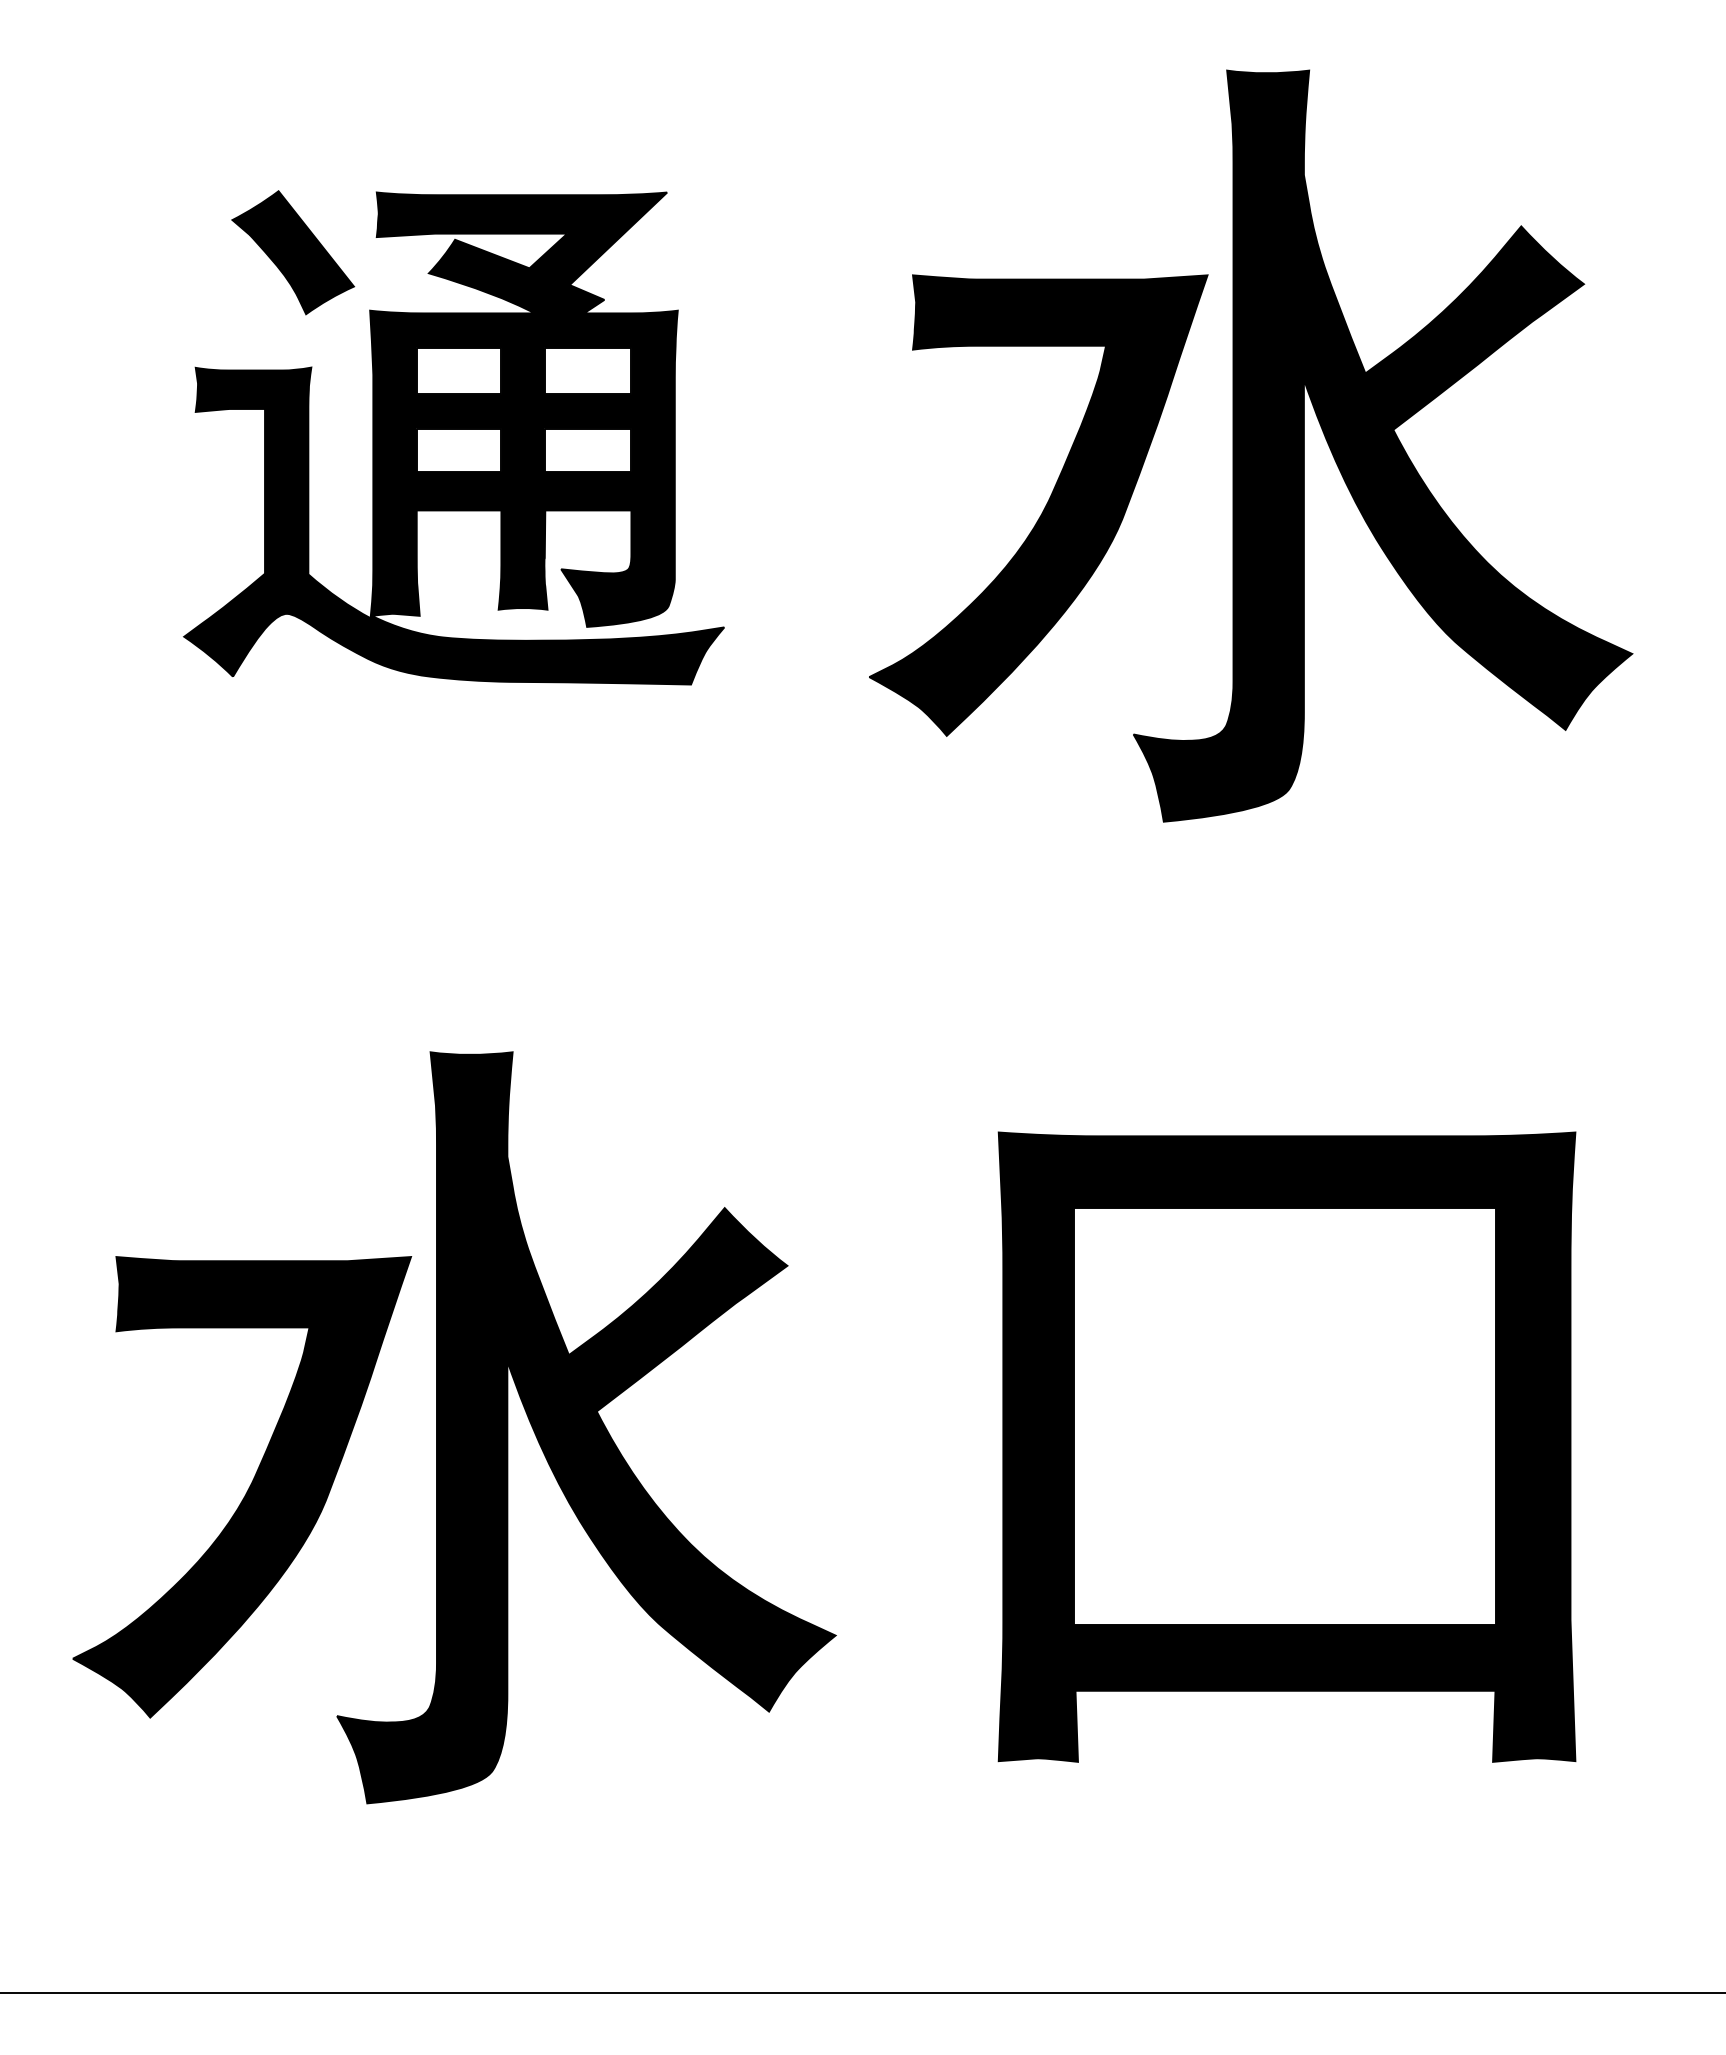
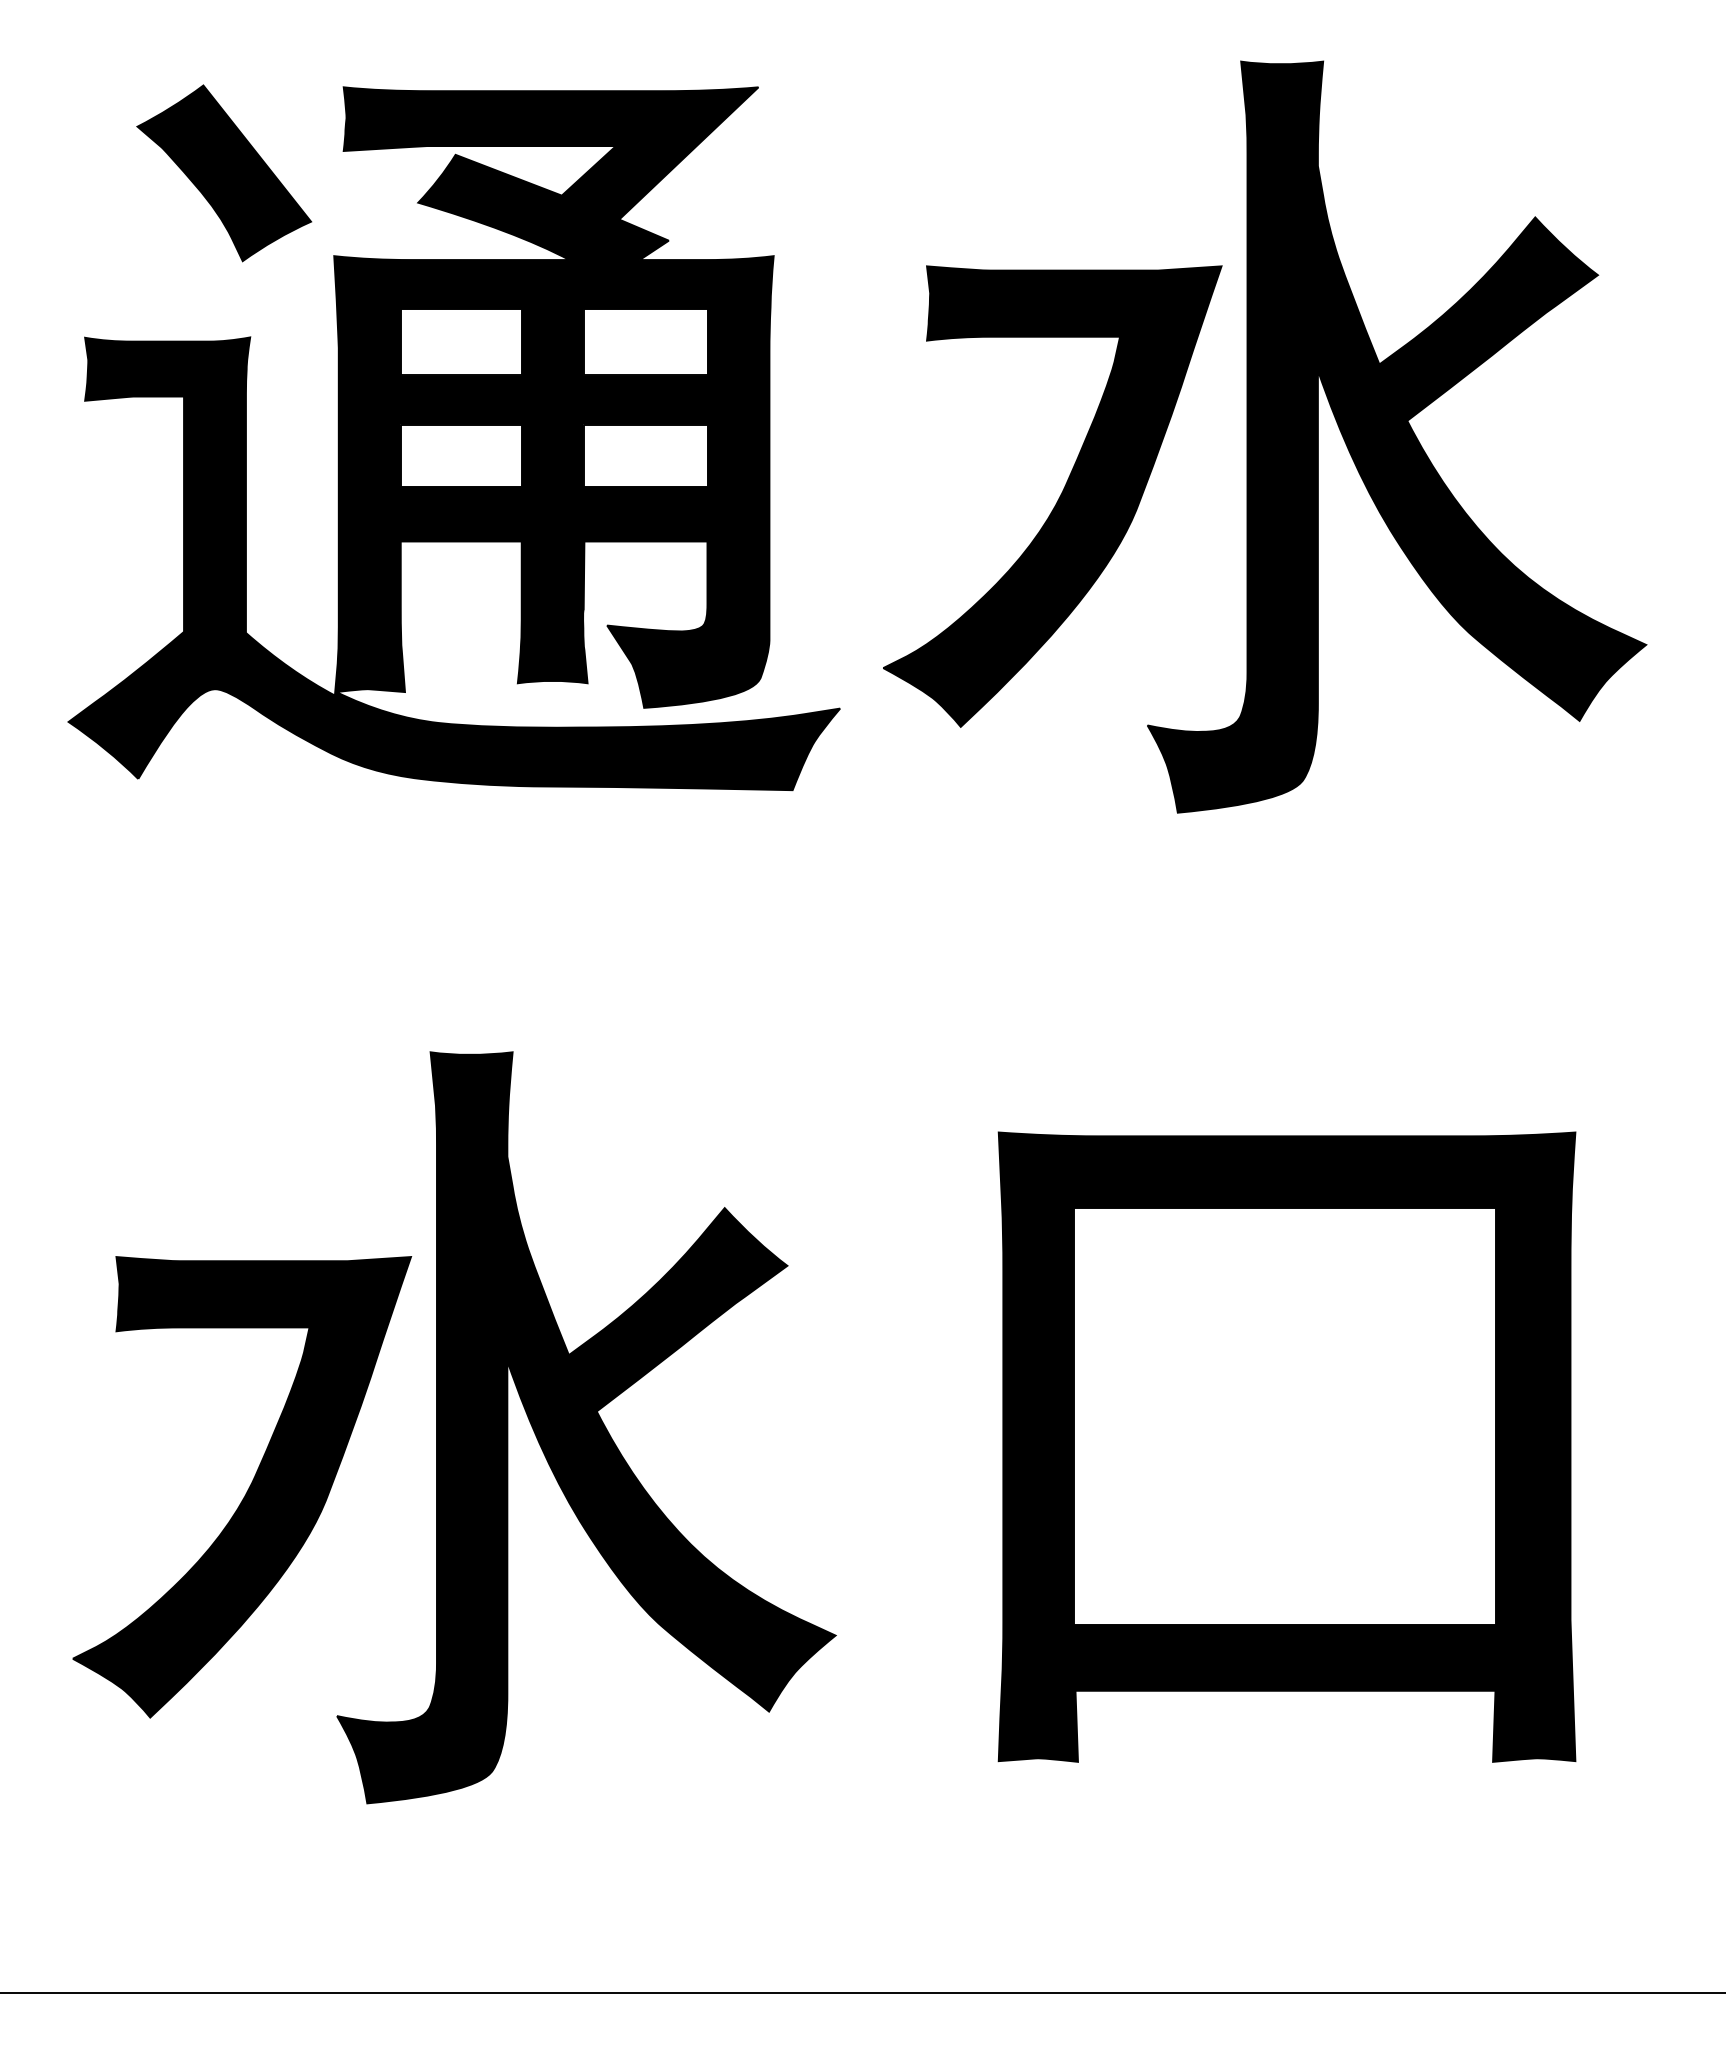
part size: 542x496 px -> 774x708 px (453, 437)
part position: (1251, 445) -> (1265, 436) (1265, 436)
